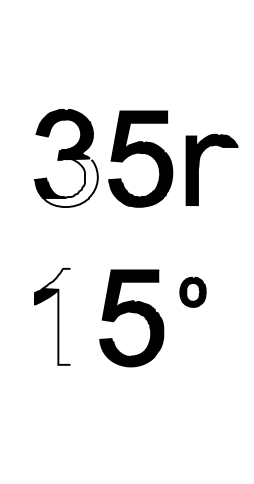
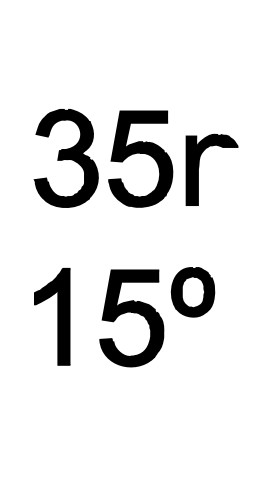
fill: none -> present (70, 182)
part size: 28x32 px -> 46x51 px (192, 292)
fill: none -> present (56, 316)
